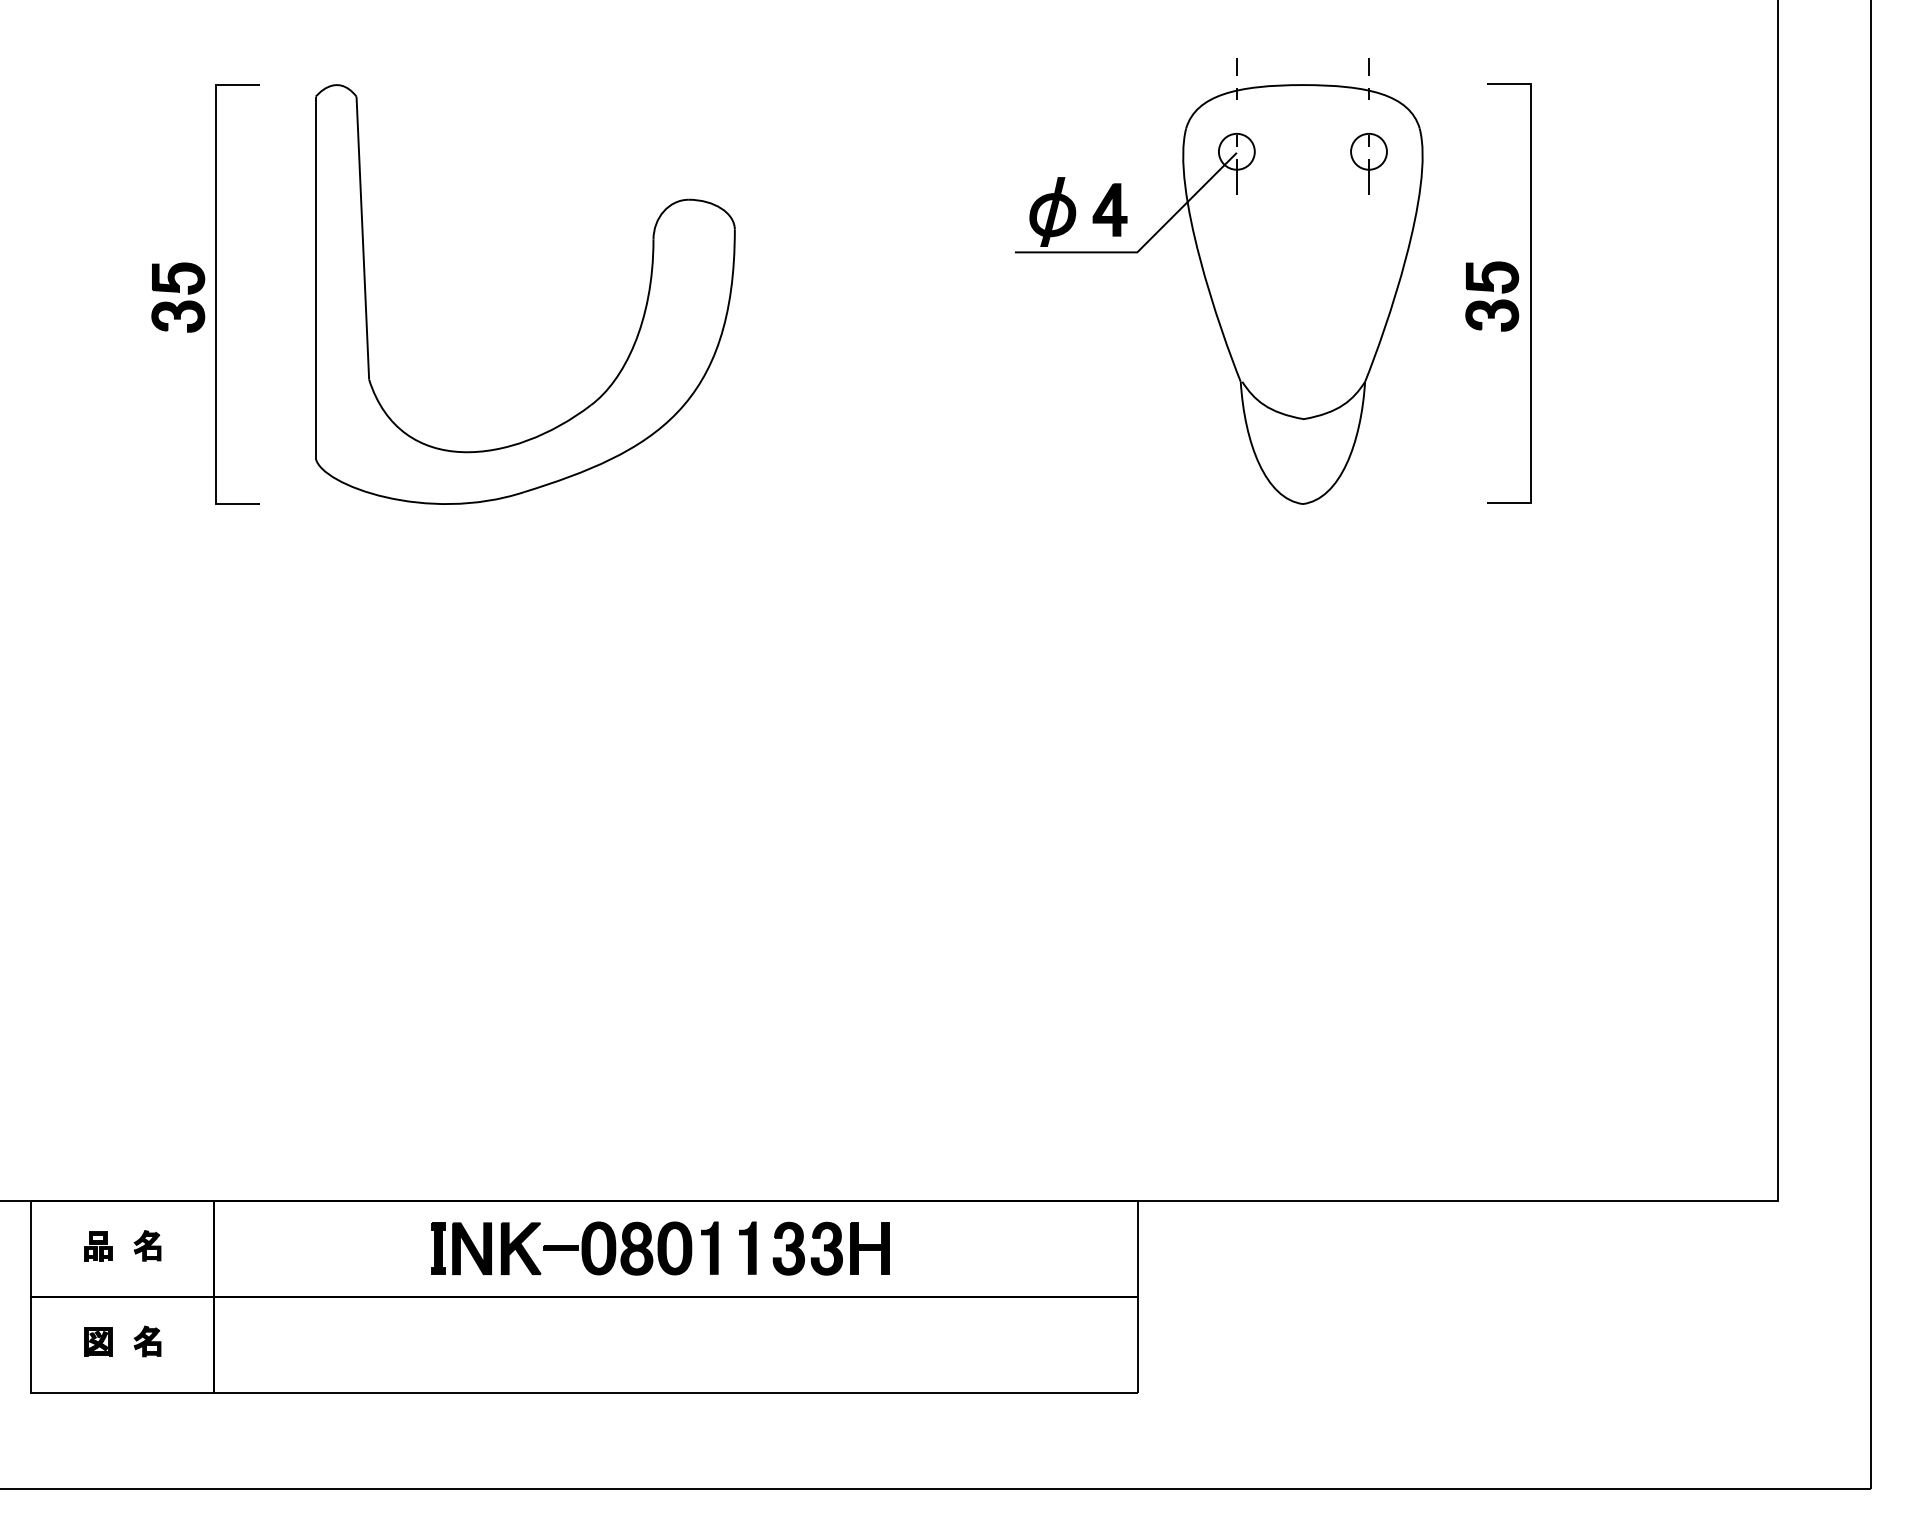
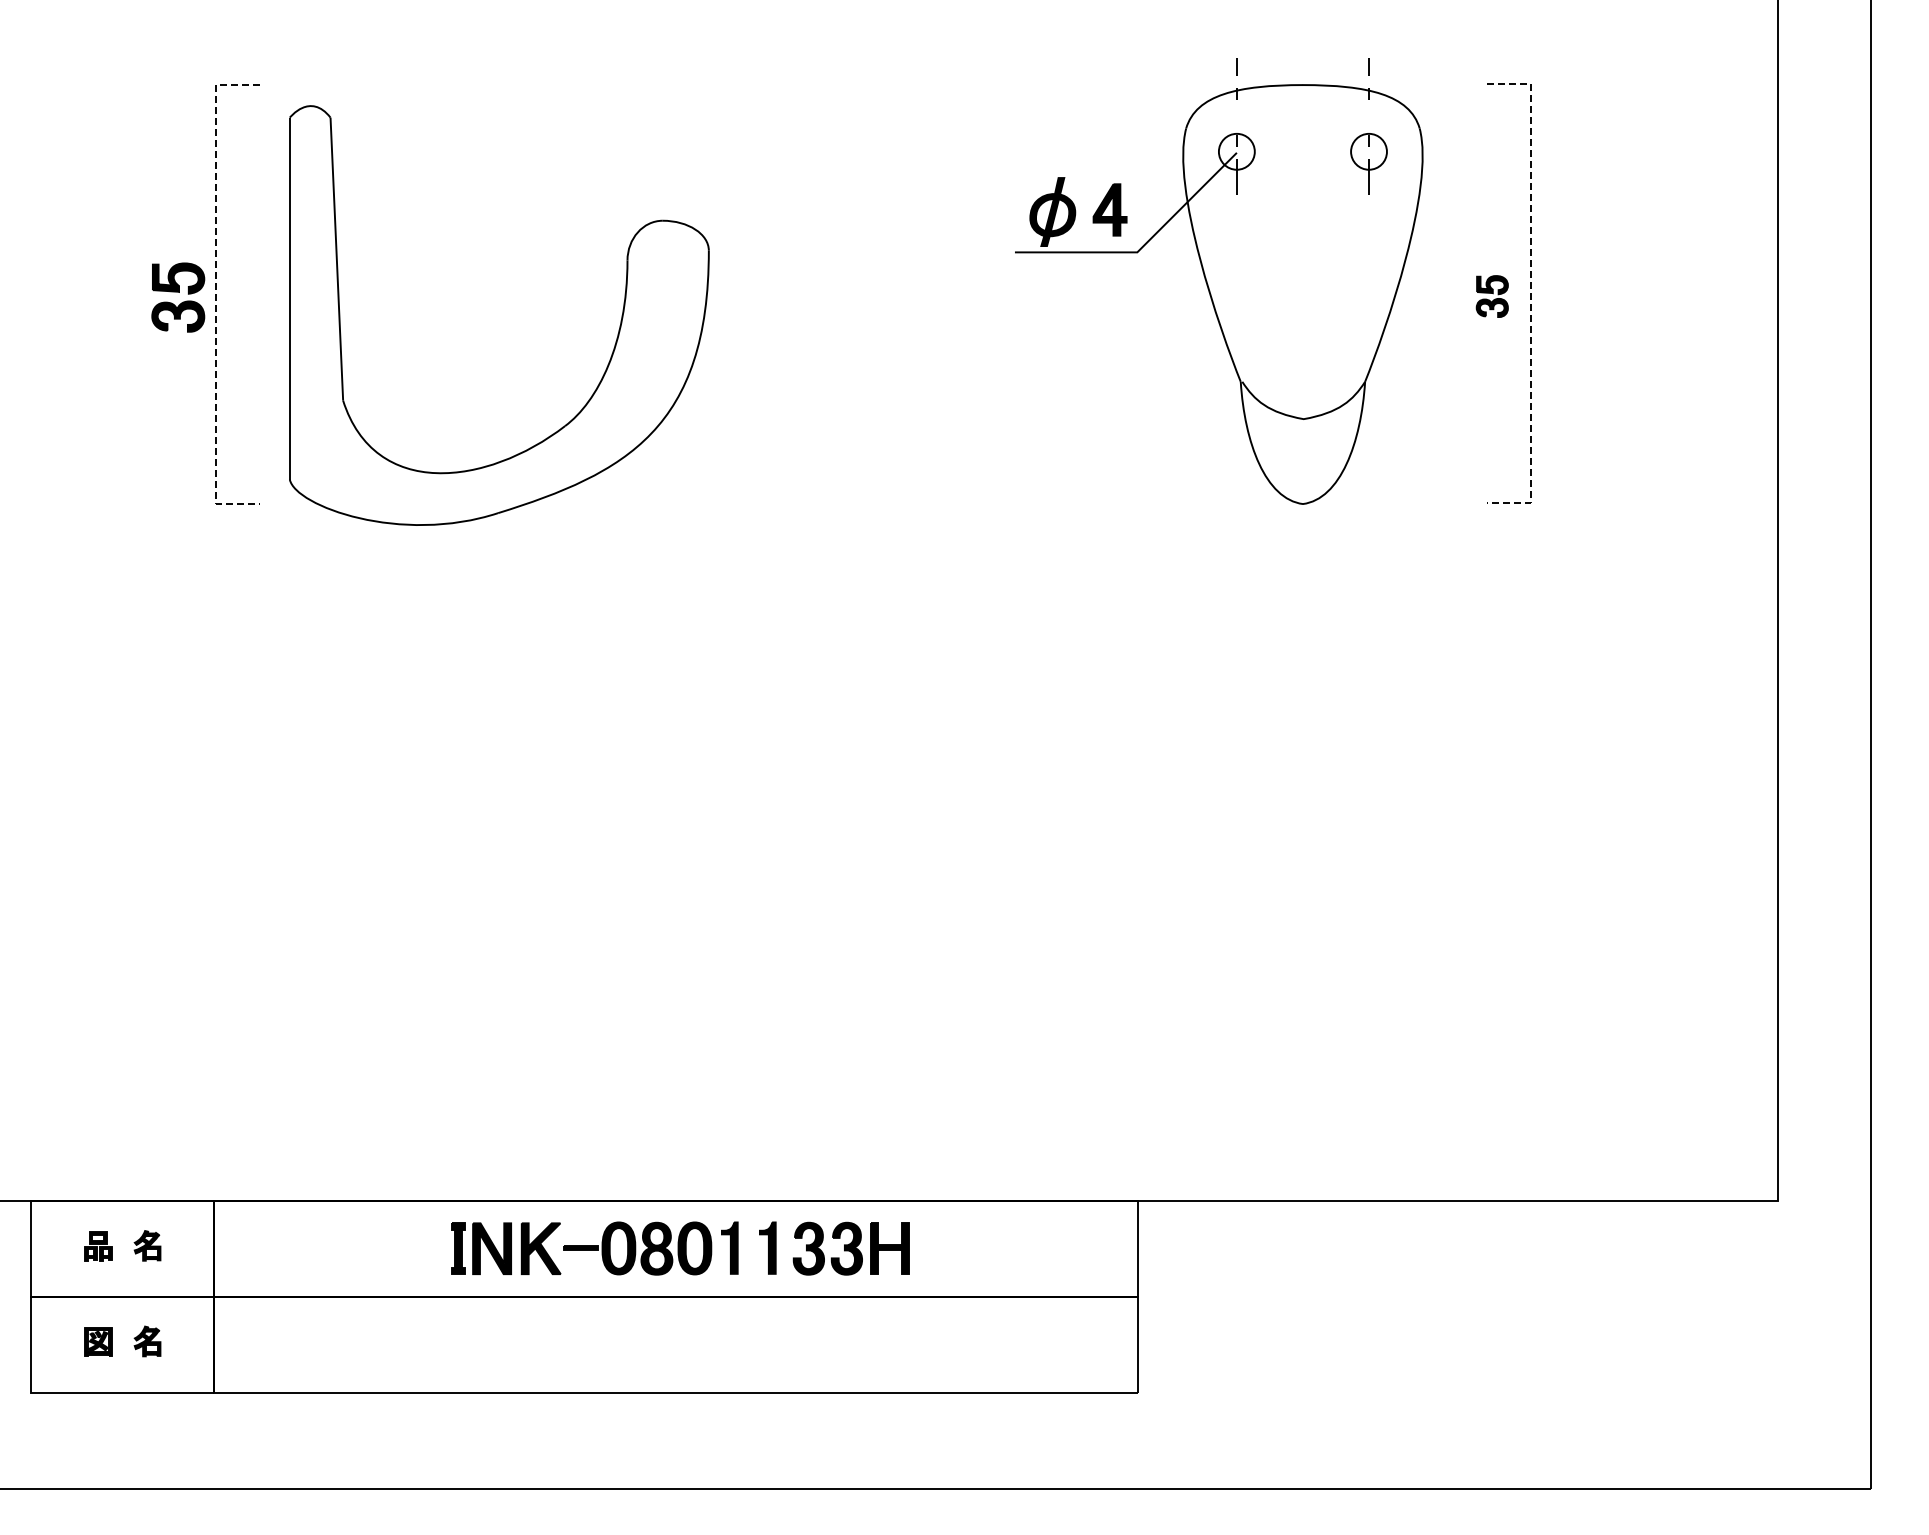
line: solid -> dashed (1531, 294)
line: solid -> dashed (215, 295)
part size: 55x71 px -> 34x43 px (1491, 296)
part position: (636, 335) -> (610, 356) (610, 356)
part position: (660, 1248) -> (680, 1248) (680, 1248)
